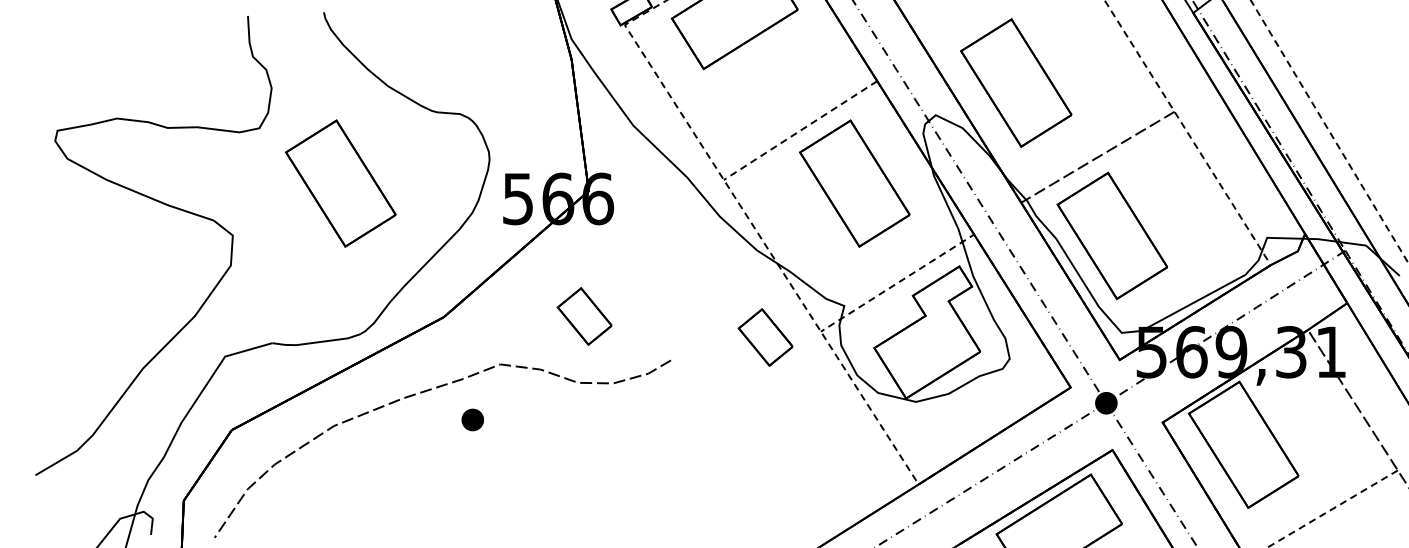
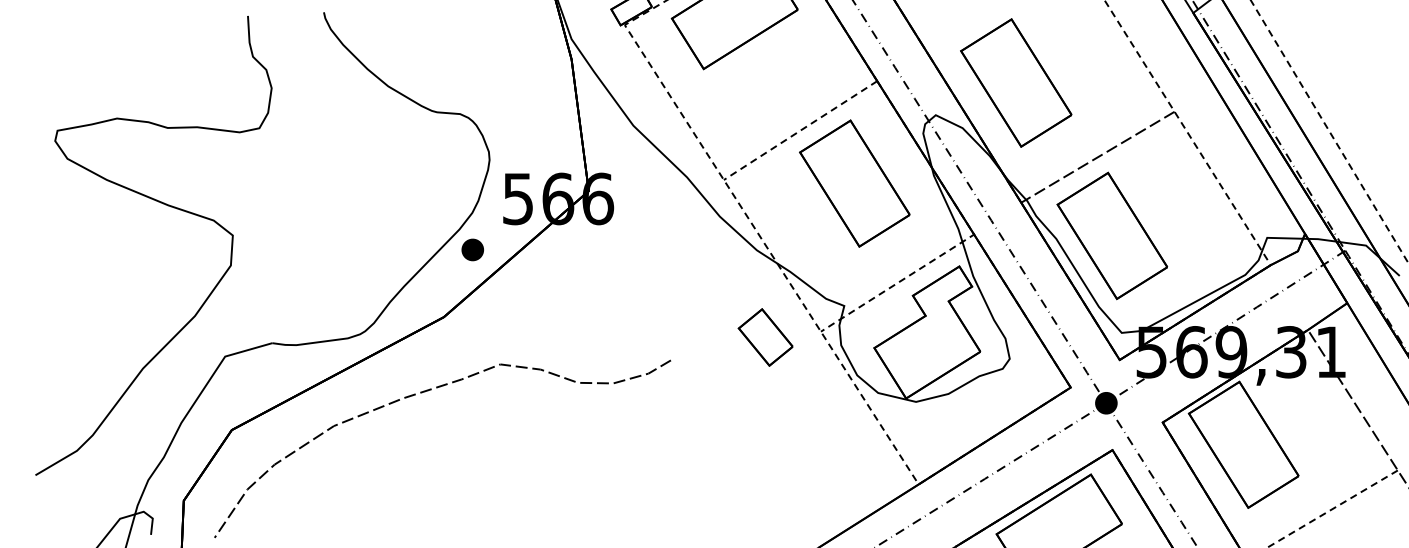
part: present -> none (340, 183)
part: present -> none (584, 316)
part position: (472, 419) -> (472, 249) (472, 249)
